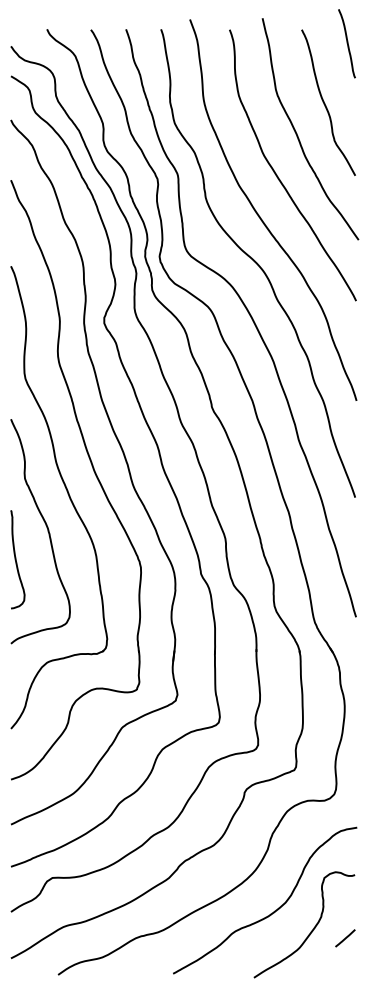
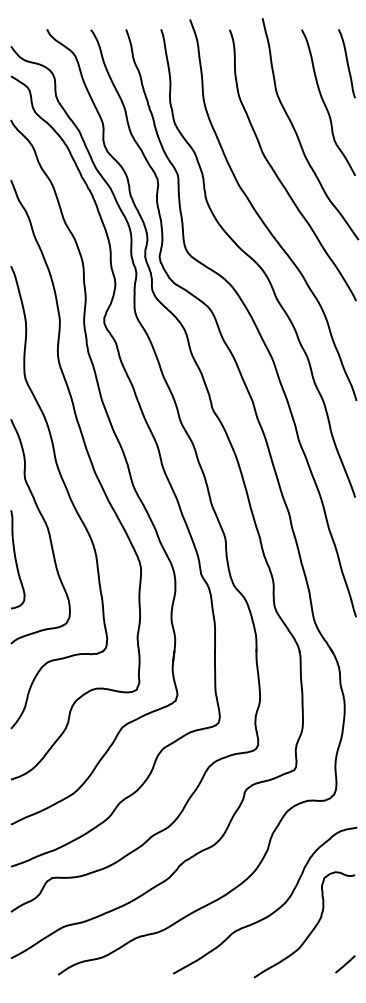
curve position: (346, 43) -> (346, 63) (346, 63)
line position: (345, 938) -> (345, 964) (345, 964)
